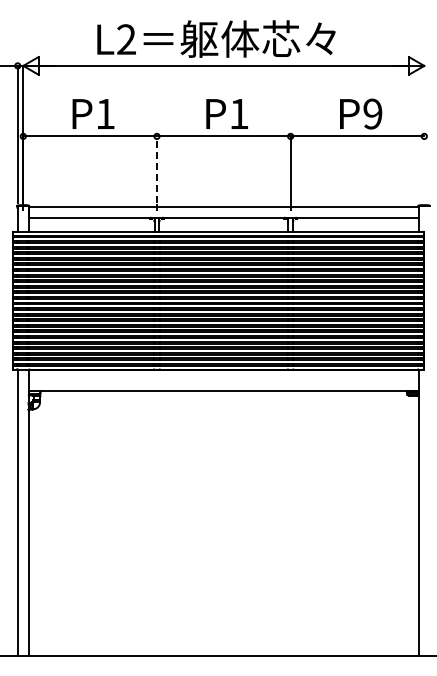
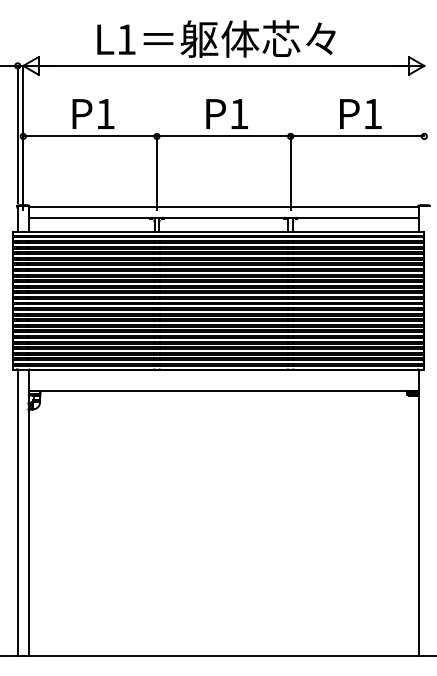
text: L2 -> L1 (126, 39)
text: P9 -> P1 (372, 113)
line: dashed -> solid (156, 168)
